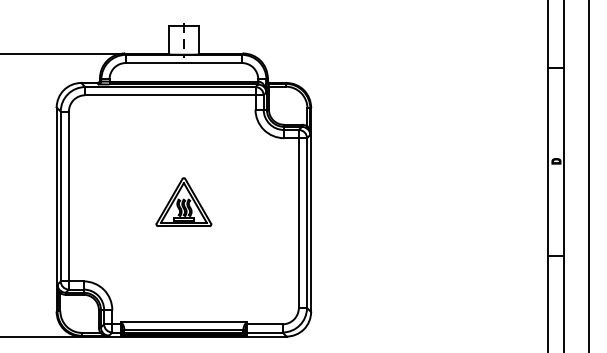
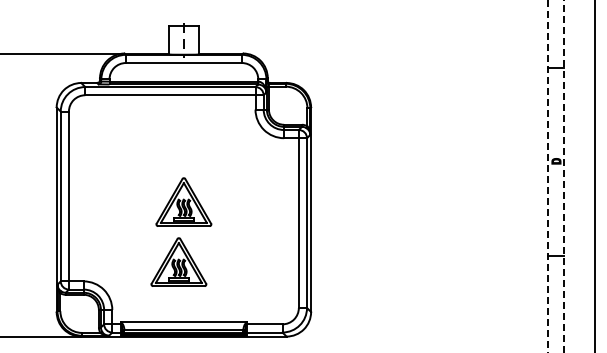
line position: (588, 175) -> (594, 175) (594, 175)
line: solid -> dashed (547, 176)
line: solid -> dashed (564, 176)
part: none -> present (178, 261)
